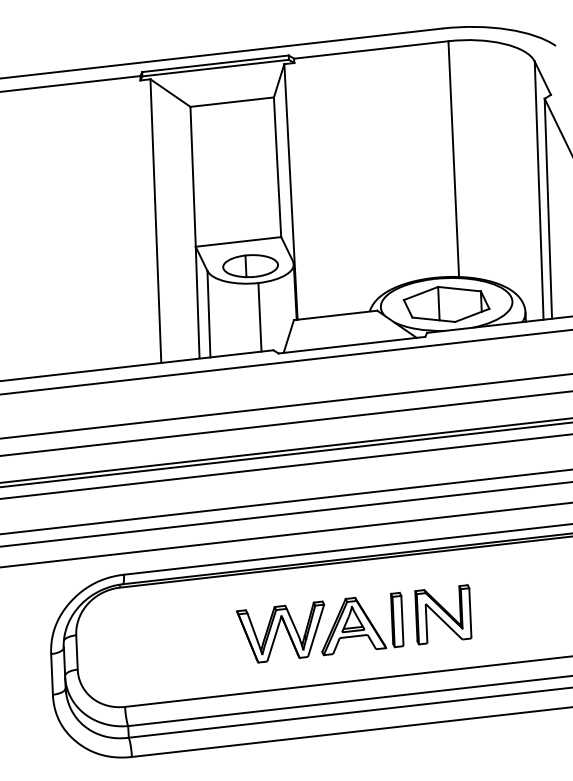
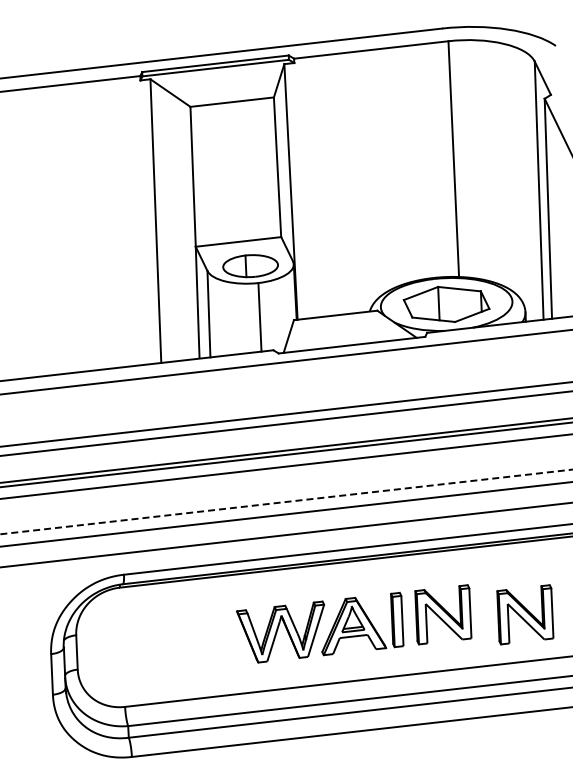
line position: (285, 406) -> (285, 414) (285, 414)
line: solid -> dashed (286, 501)
part: none -> present (525, 614)
